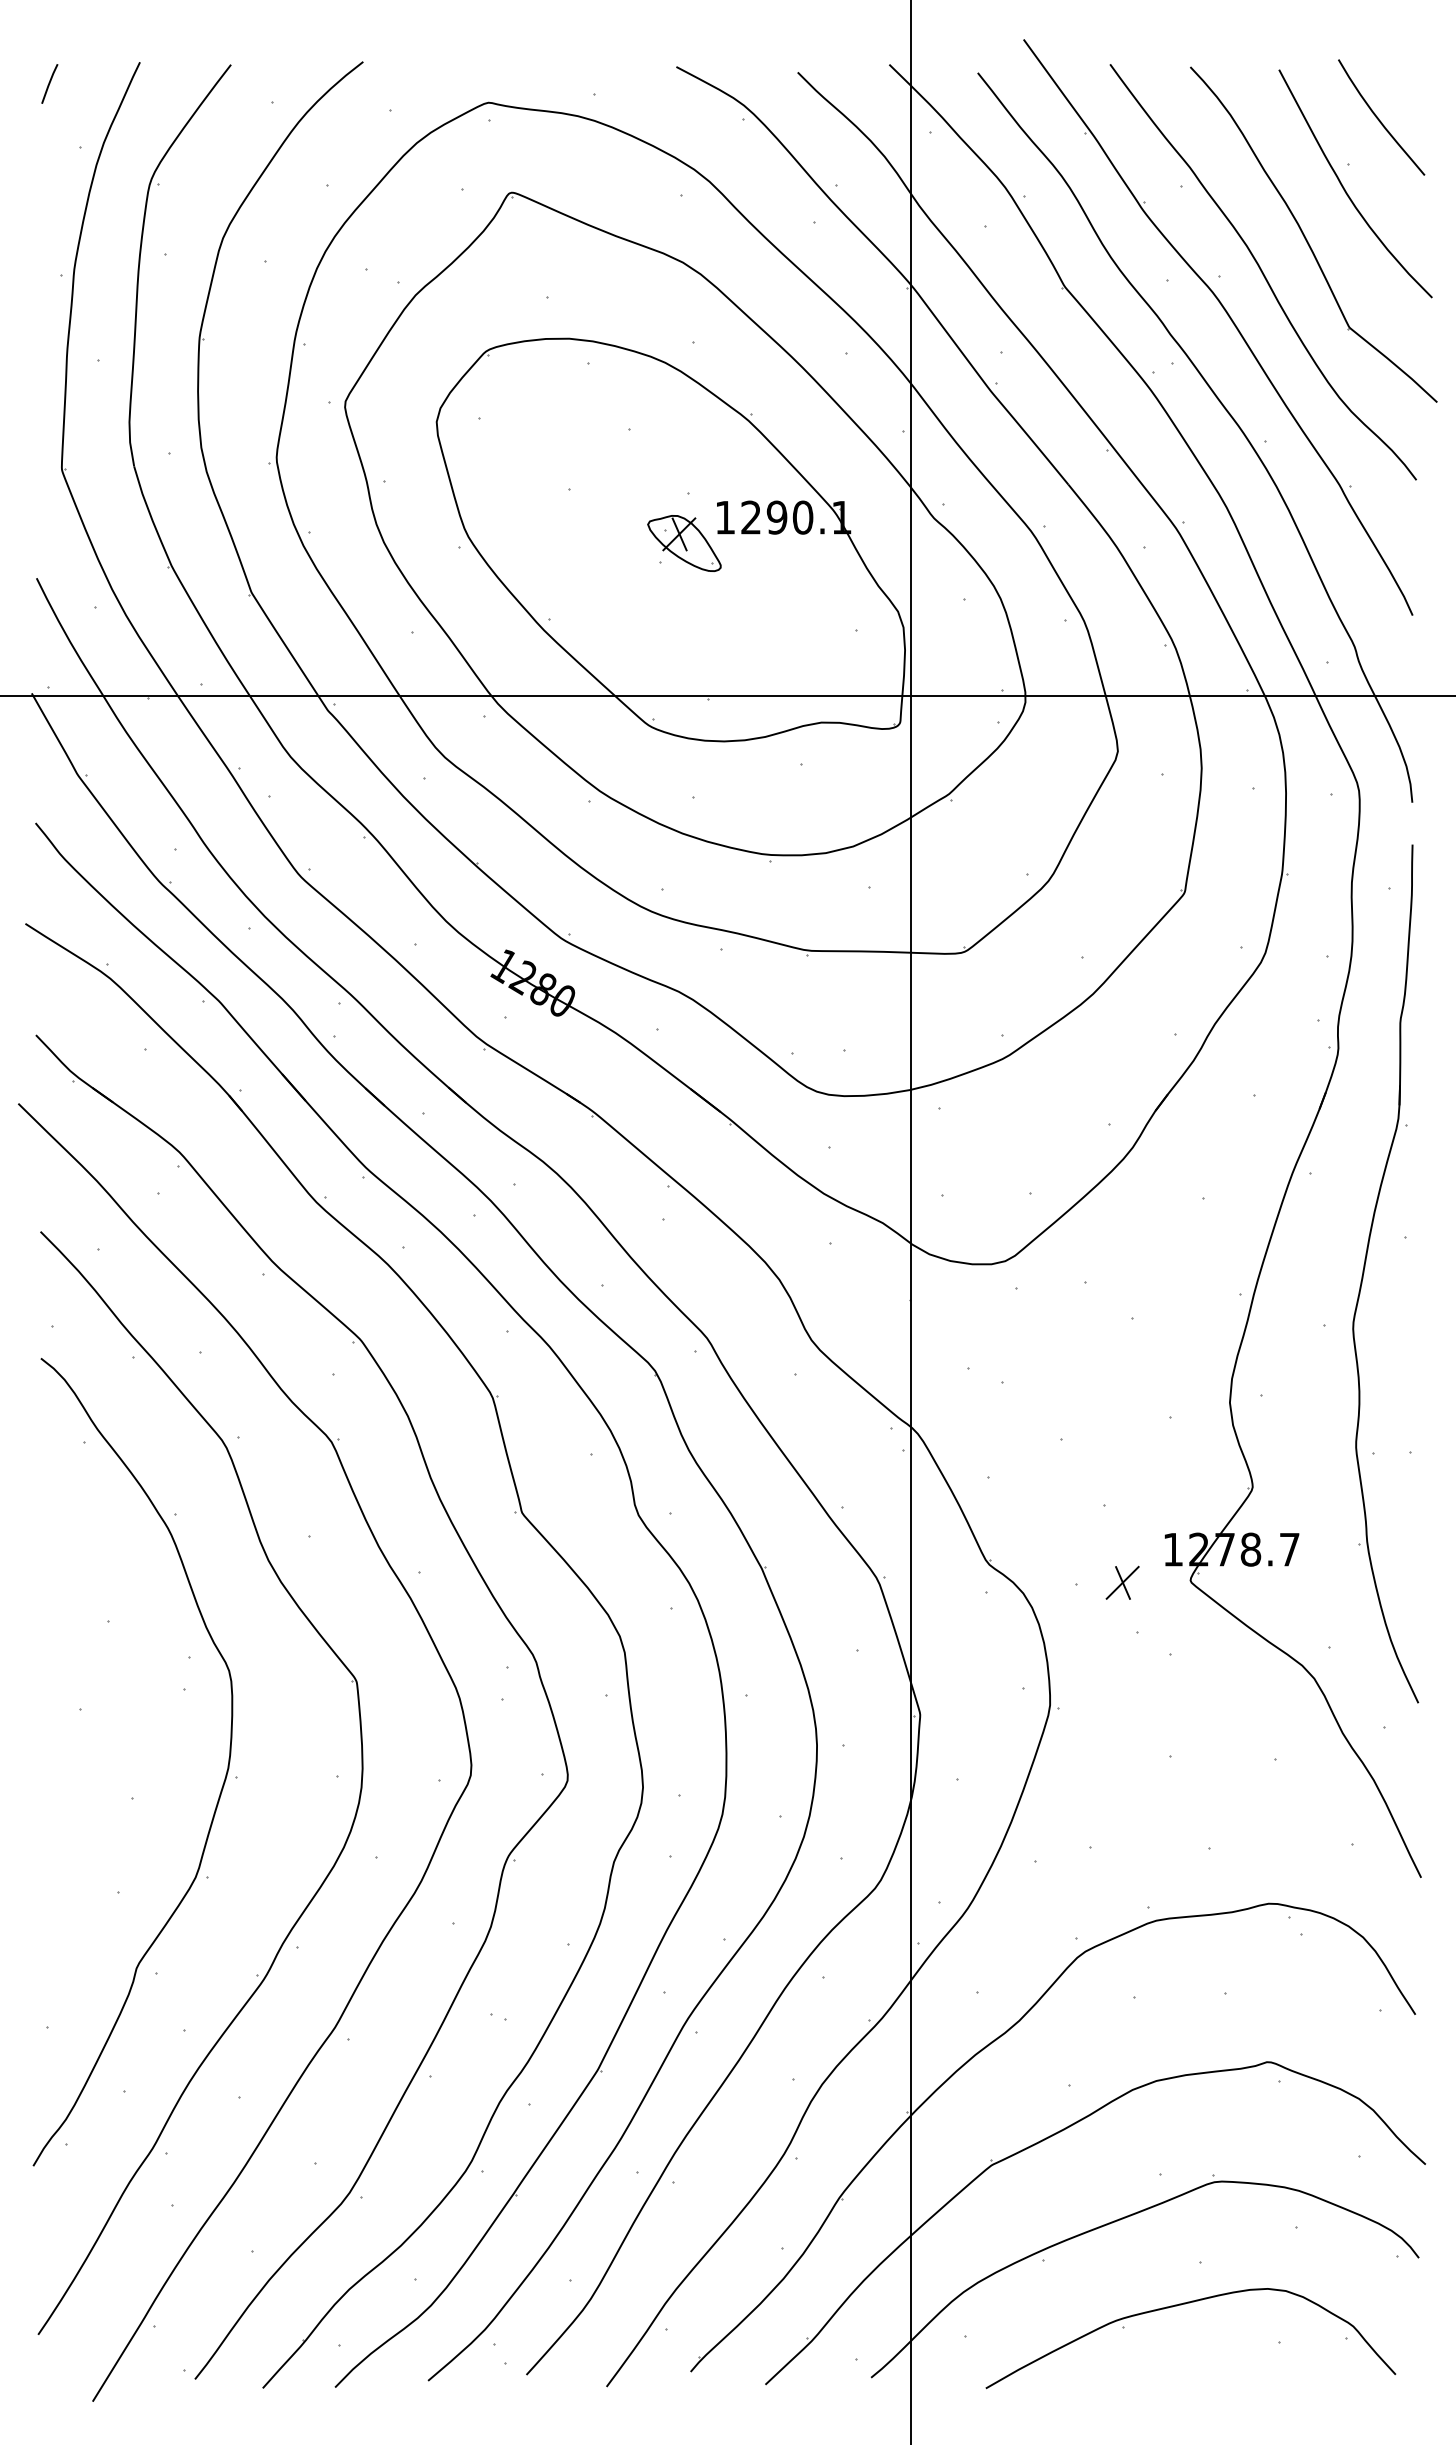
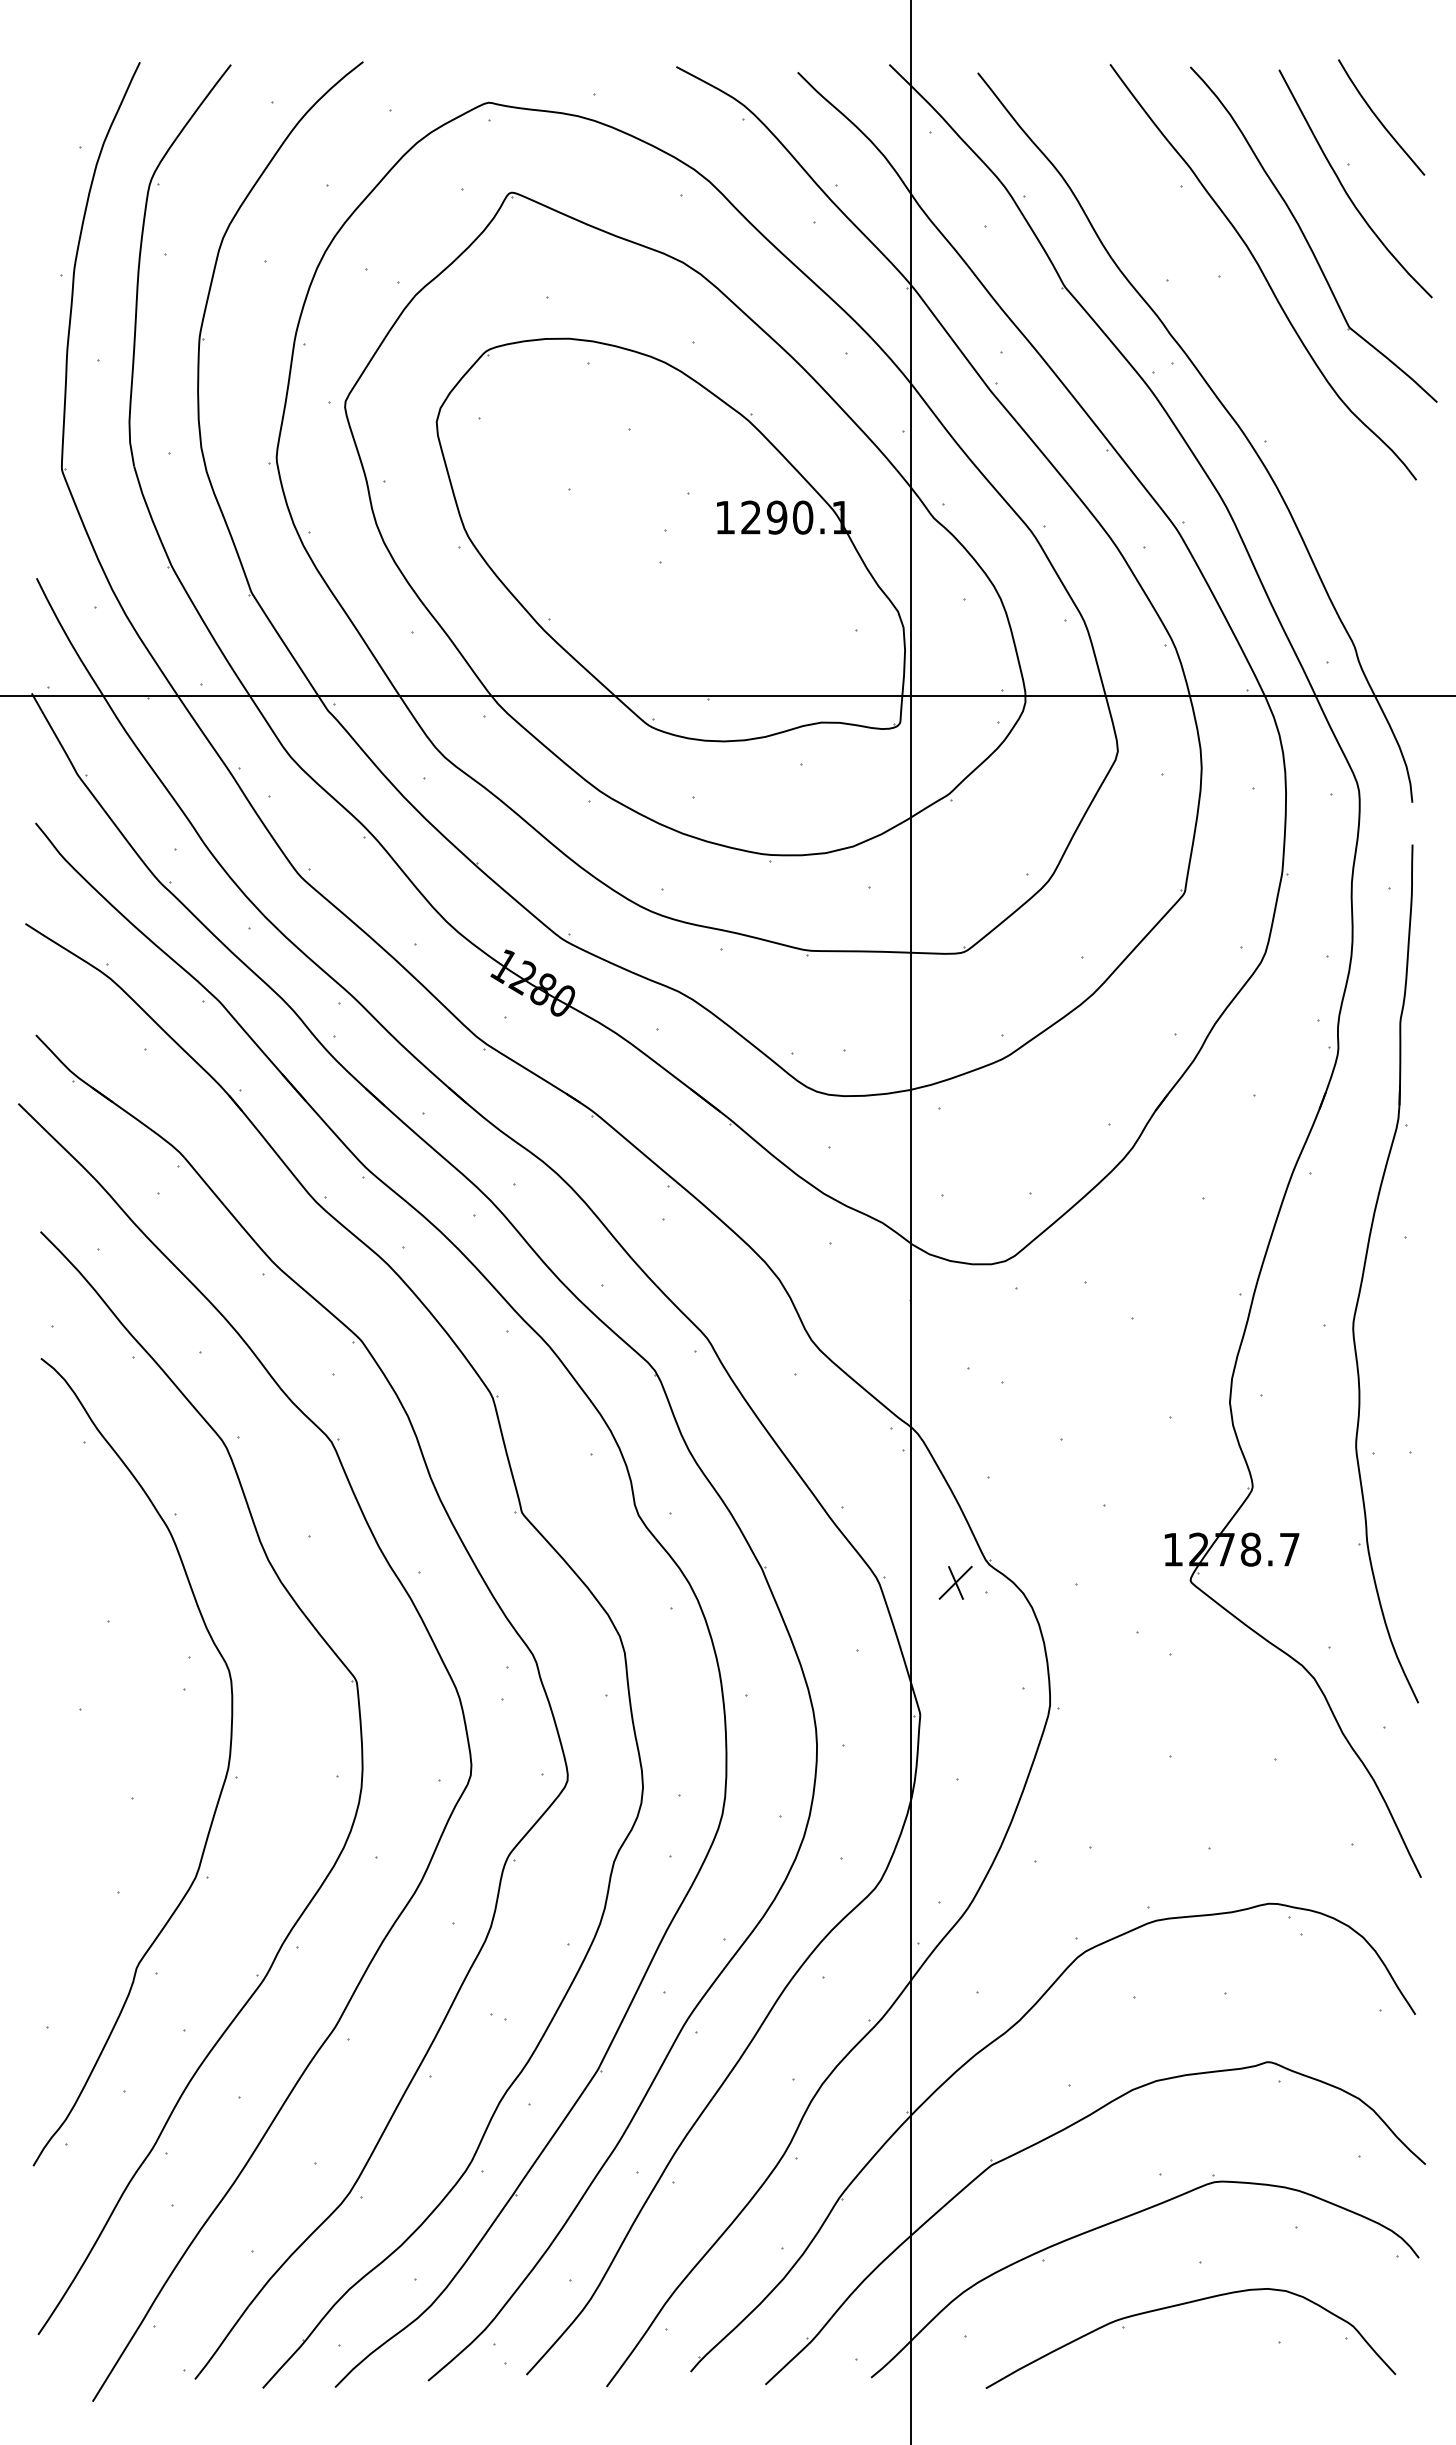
line: present -> none (49, 83)
part: present -> none (1230, 320)
part: present -> none (684, 543)
part position: (1122, 1582) -> (955, 1582) (955, 1582)
